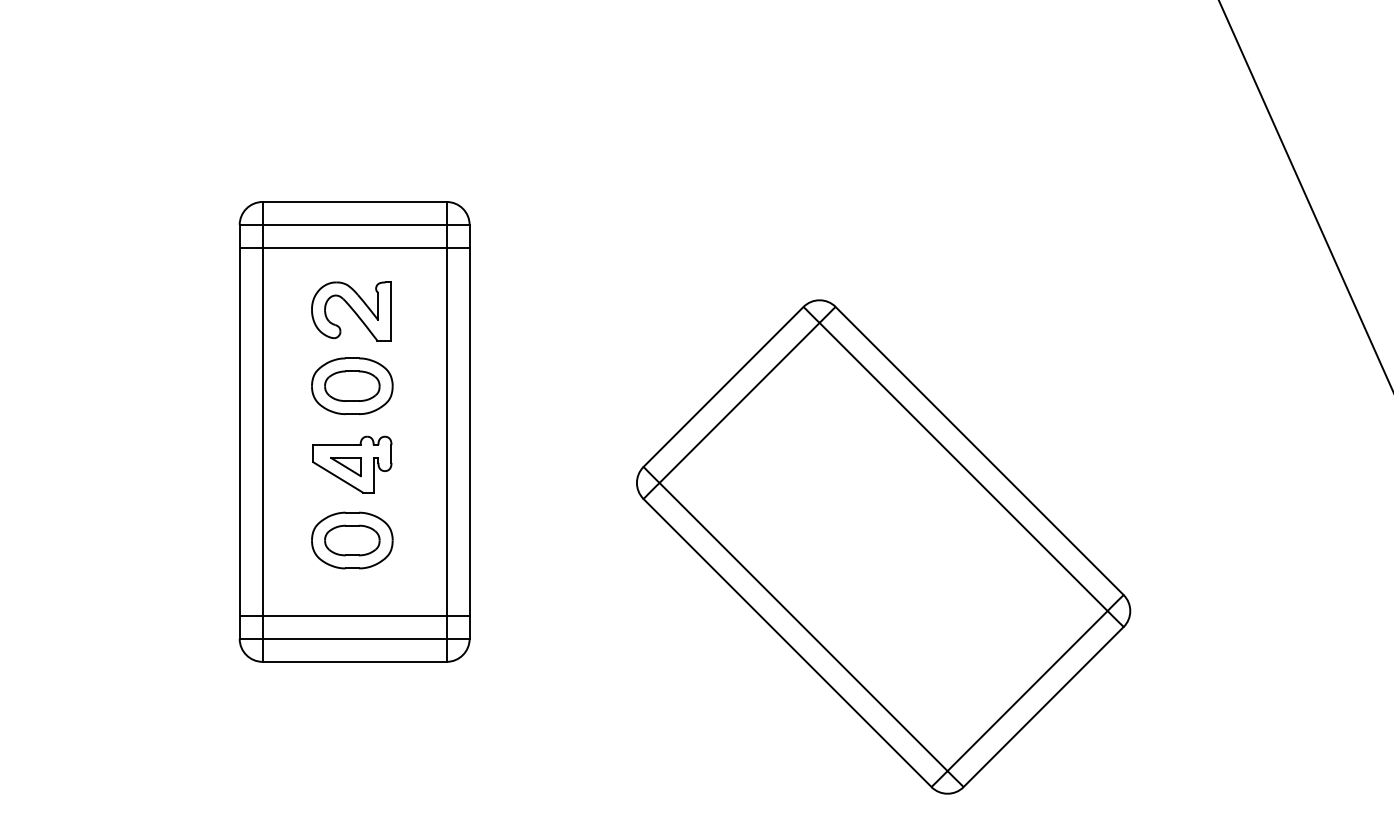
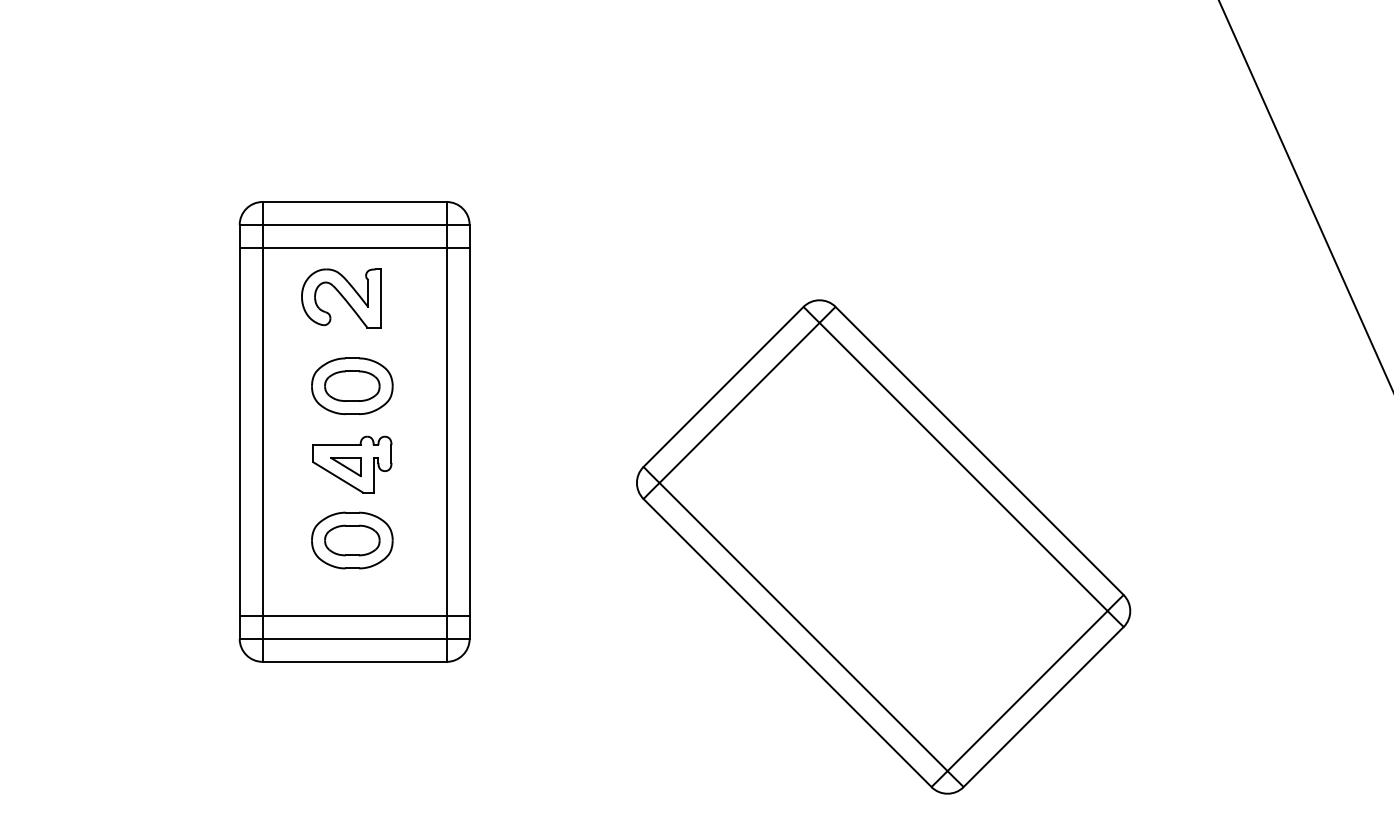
part position: (351, 311) -> (341, 298) (341, 298)
